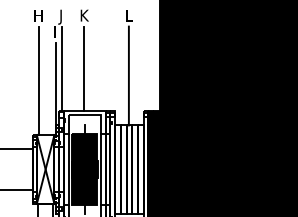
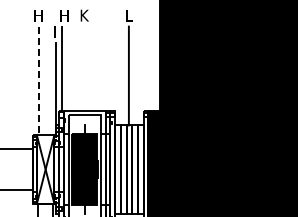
text: J -> H (63, 16)
line: present -> none (84, 68)
line: solid -> dashed (38, 81)
